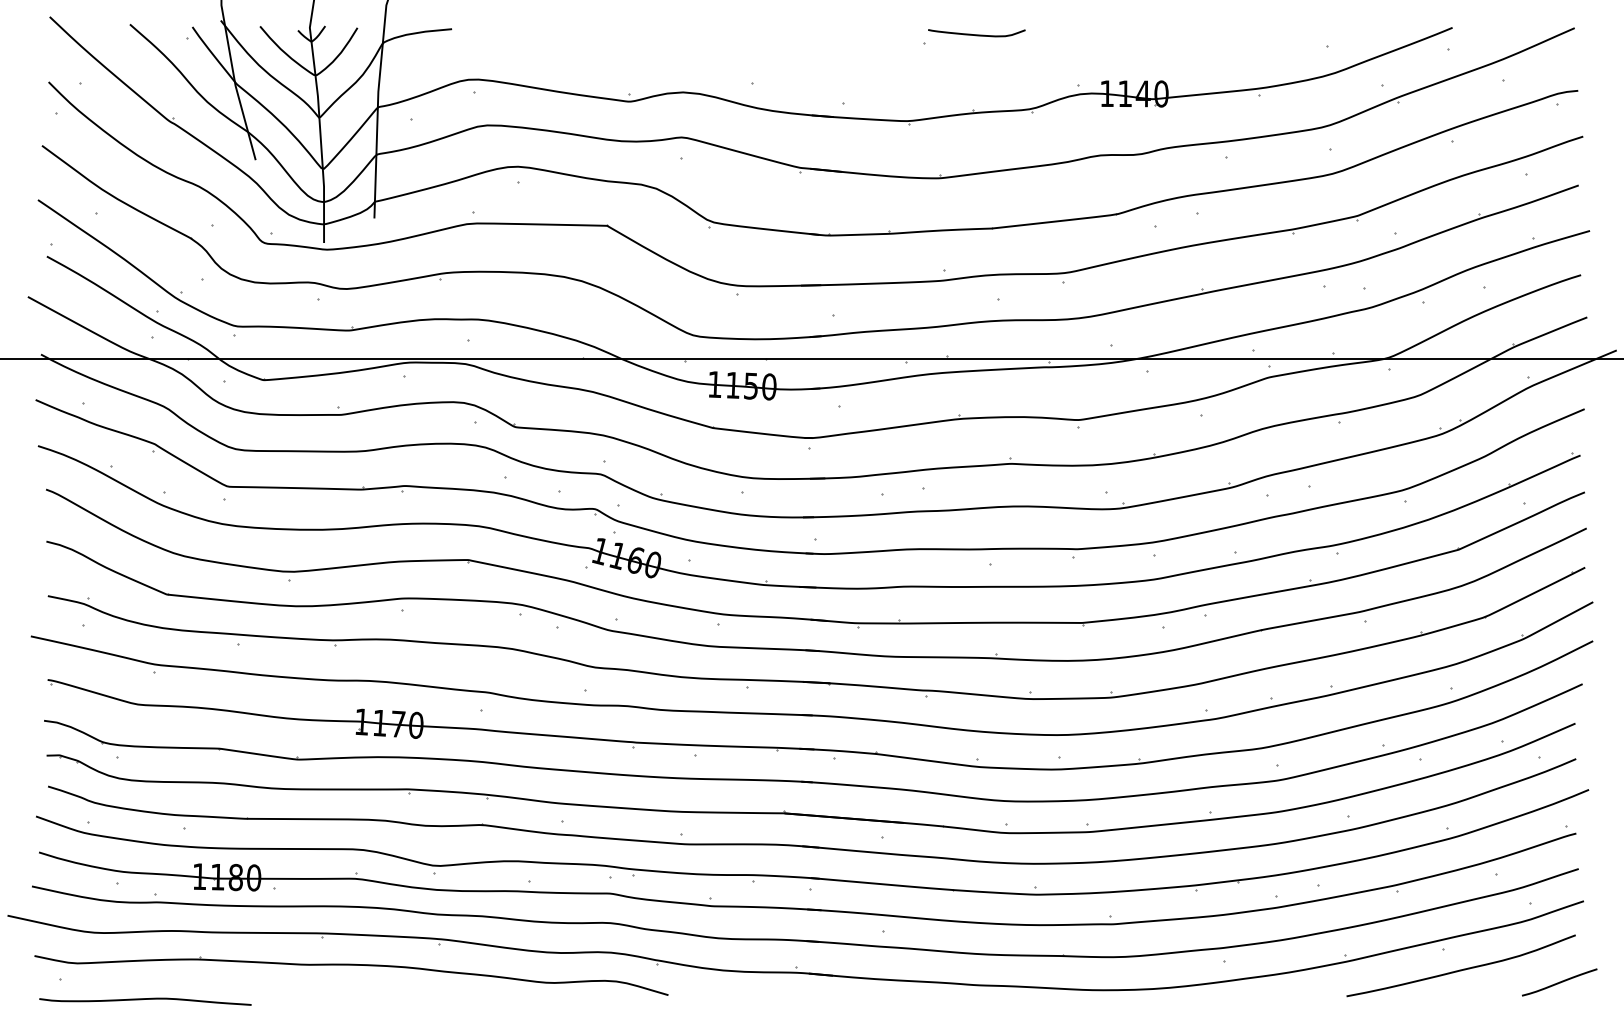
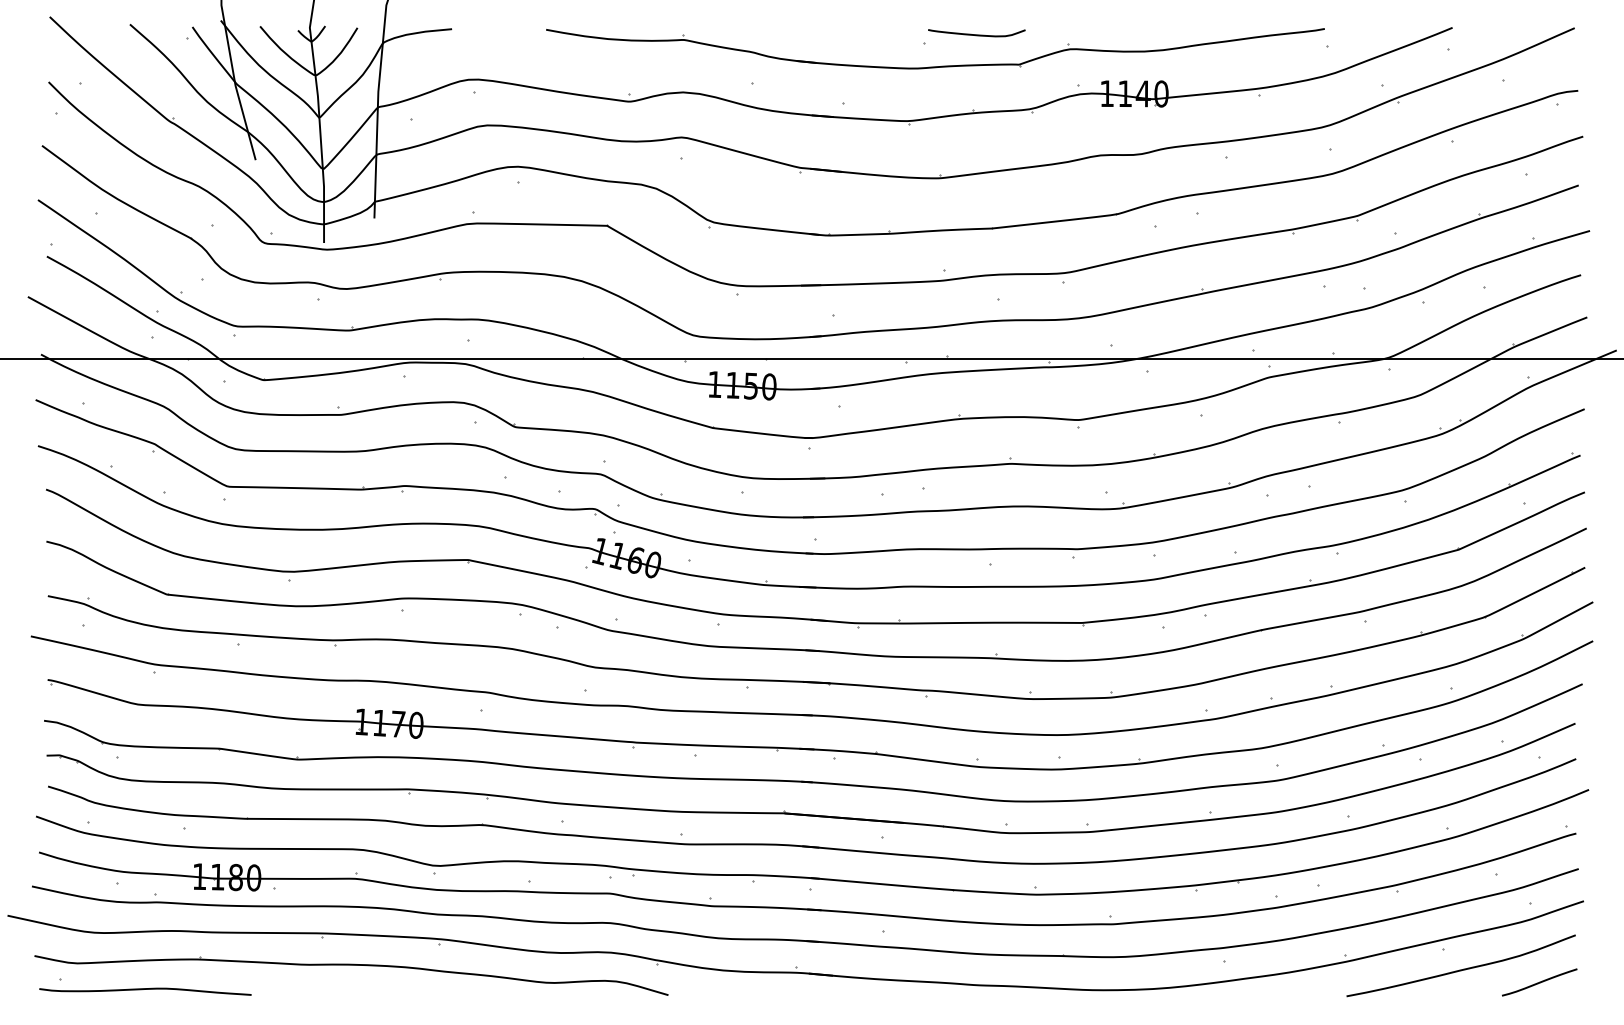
part: none -> present (935, 66)
curve position: (1559, 982) -> (1539, 982) (1539, 982)
curve position: (145, 999) -> (145, 989) (145, 989)
